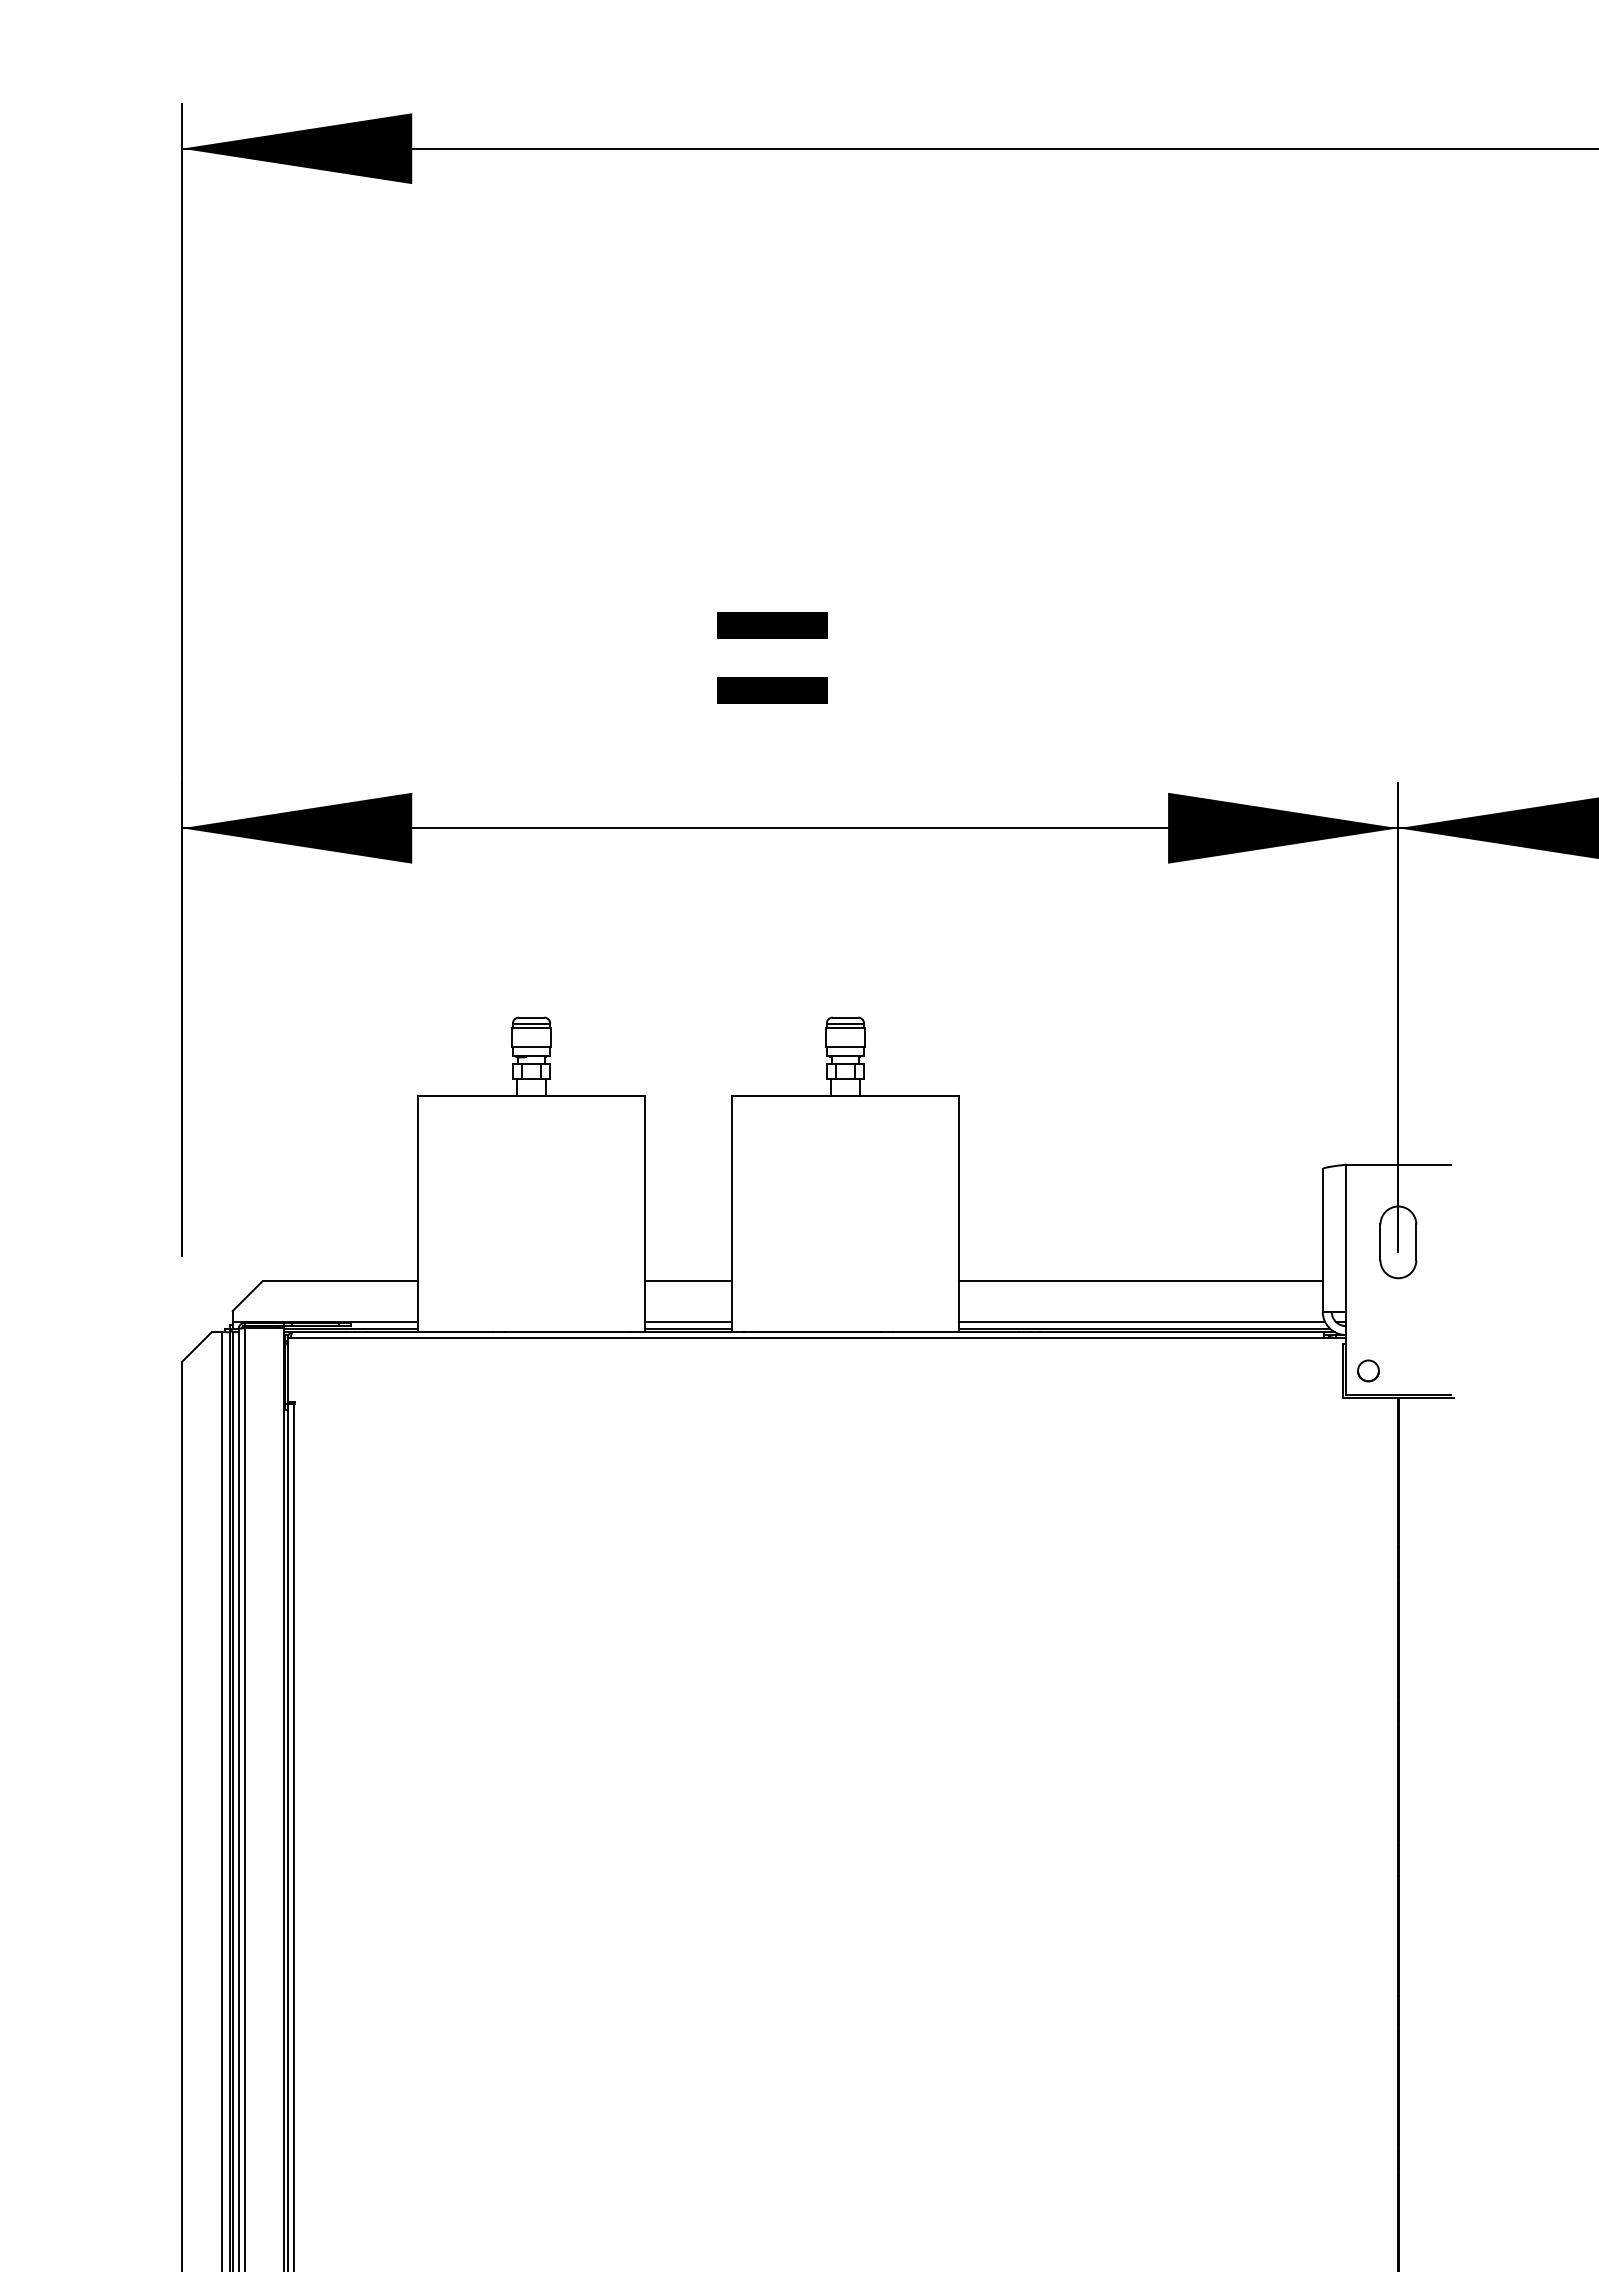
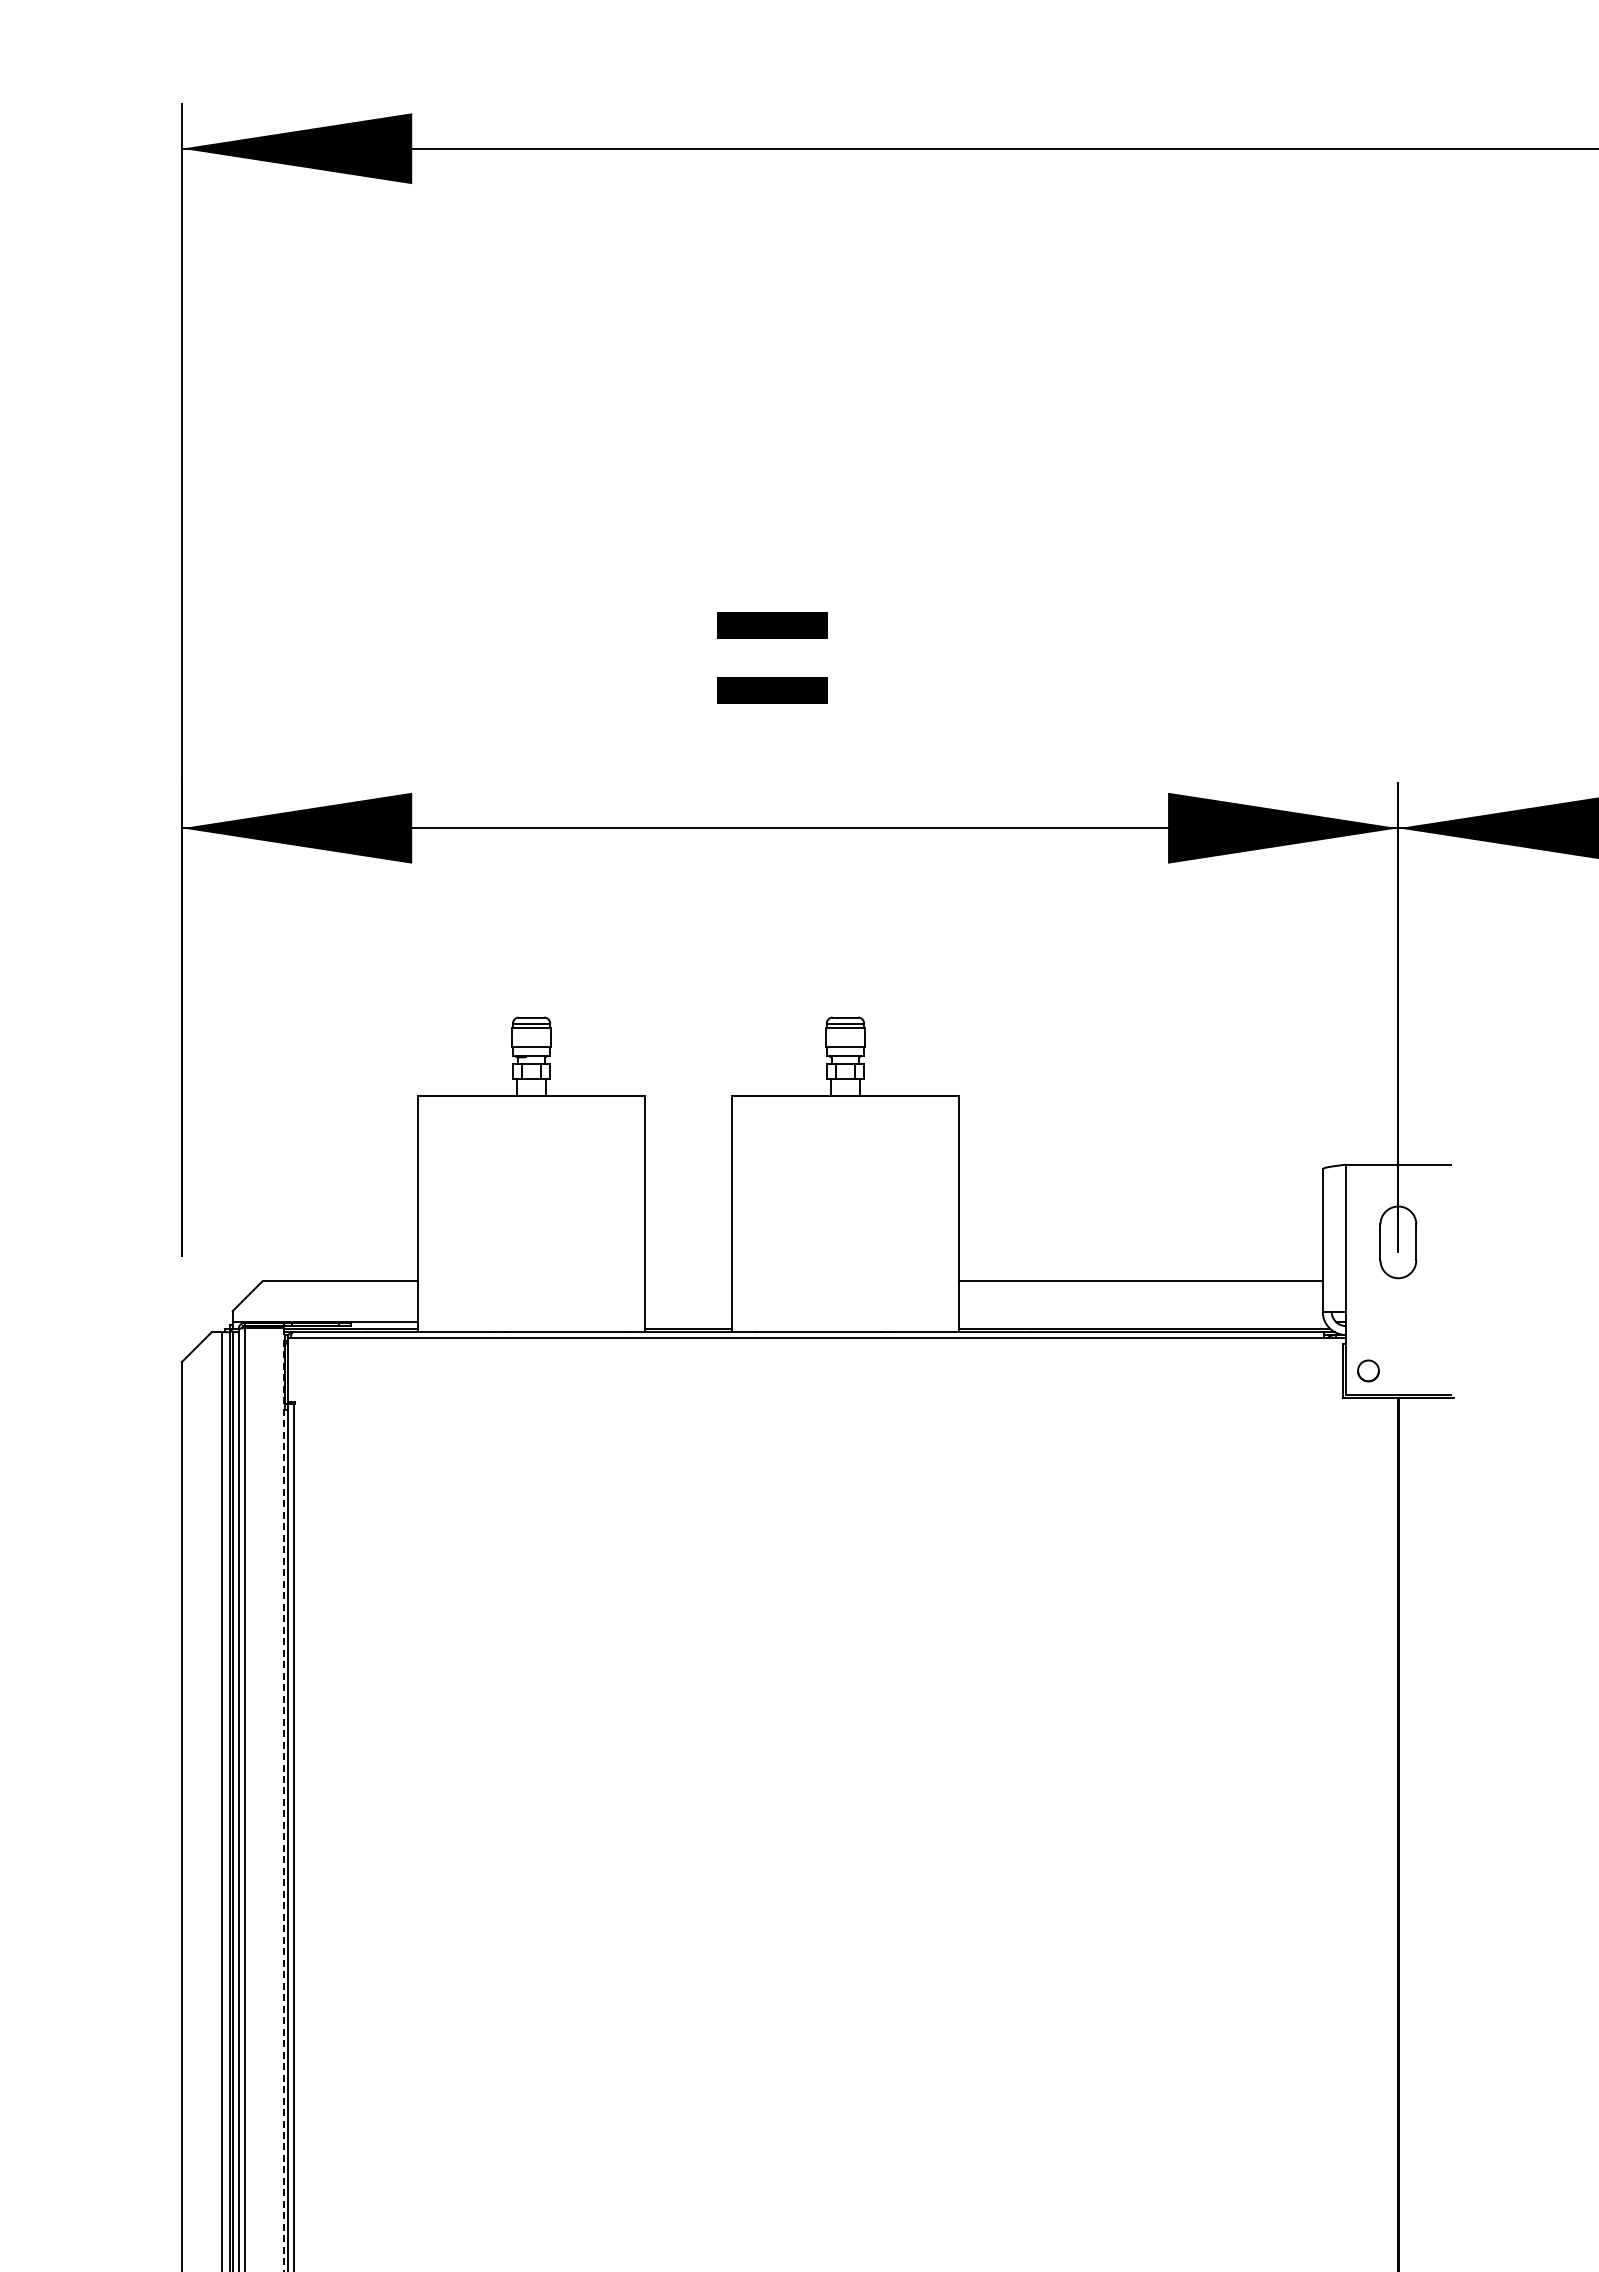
line: present -> none (688, 1281)
line: present -> none (688, 1321)
line: present -> none (1141, 1321)
line: solid -> dashed (283, 1799)
